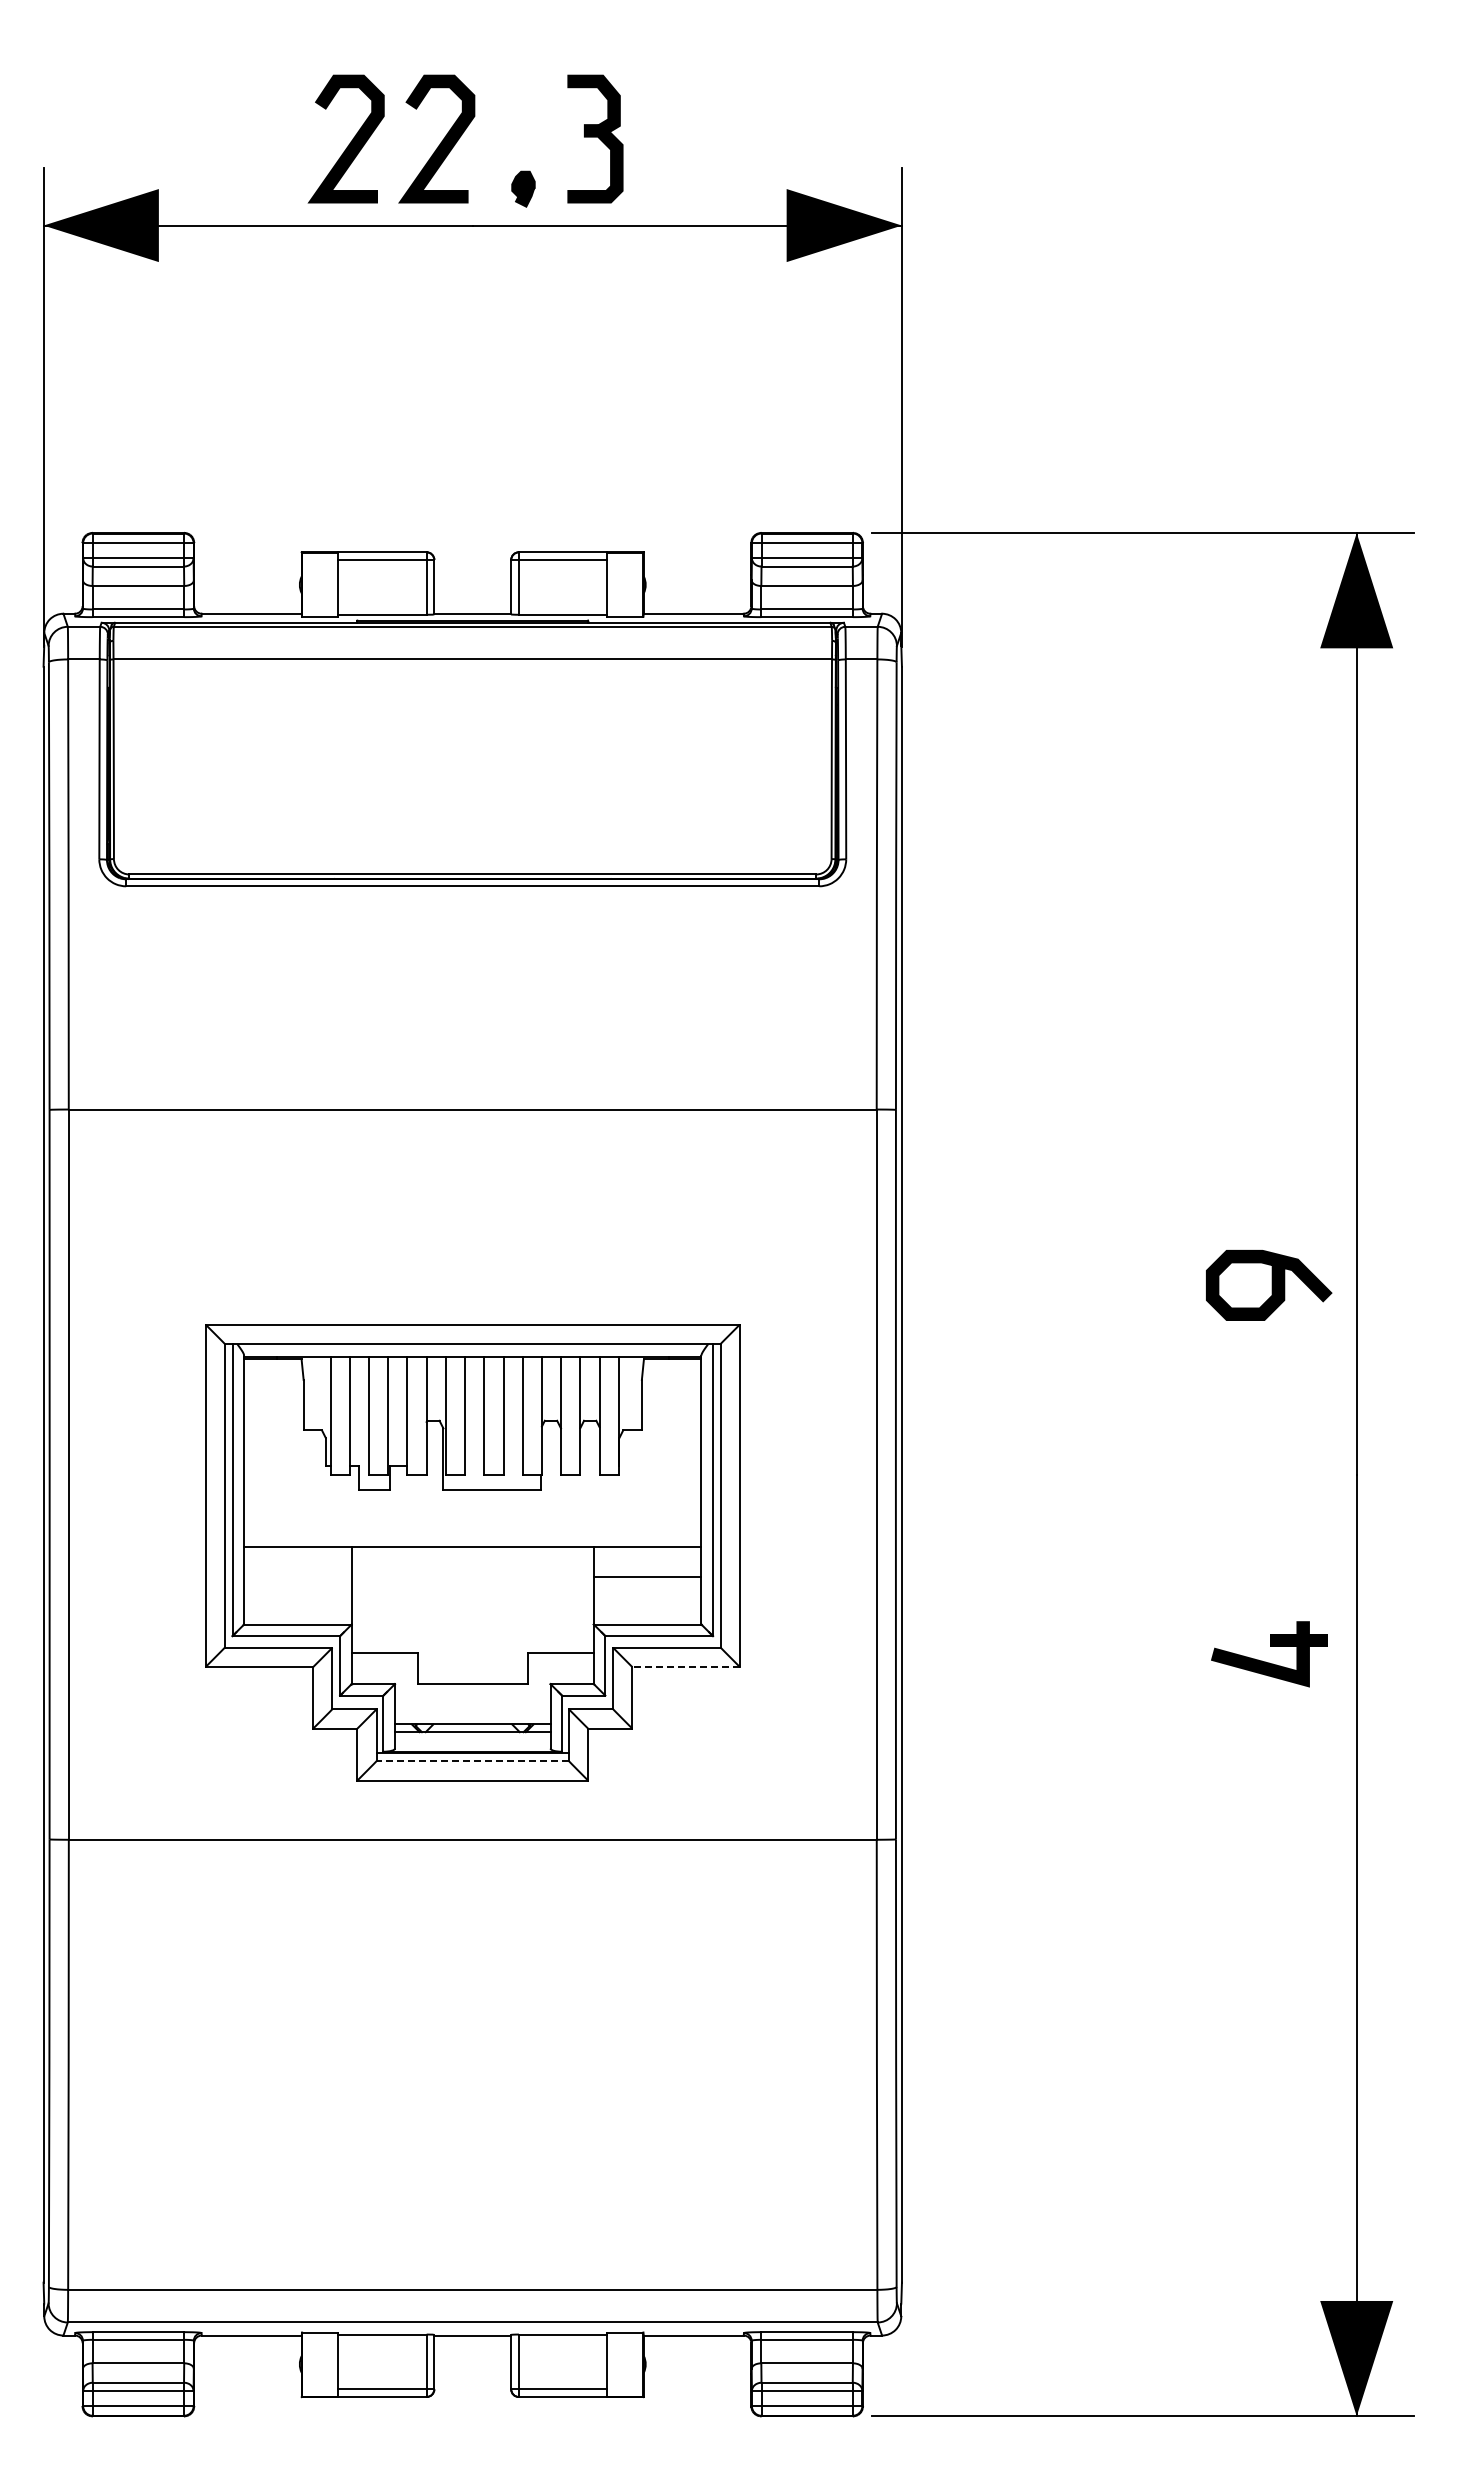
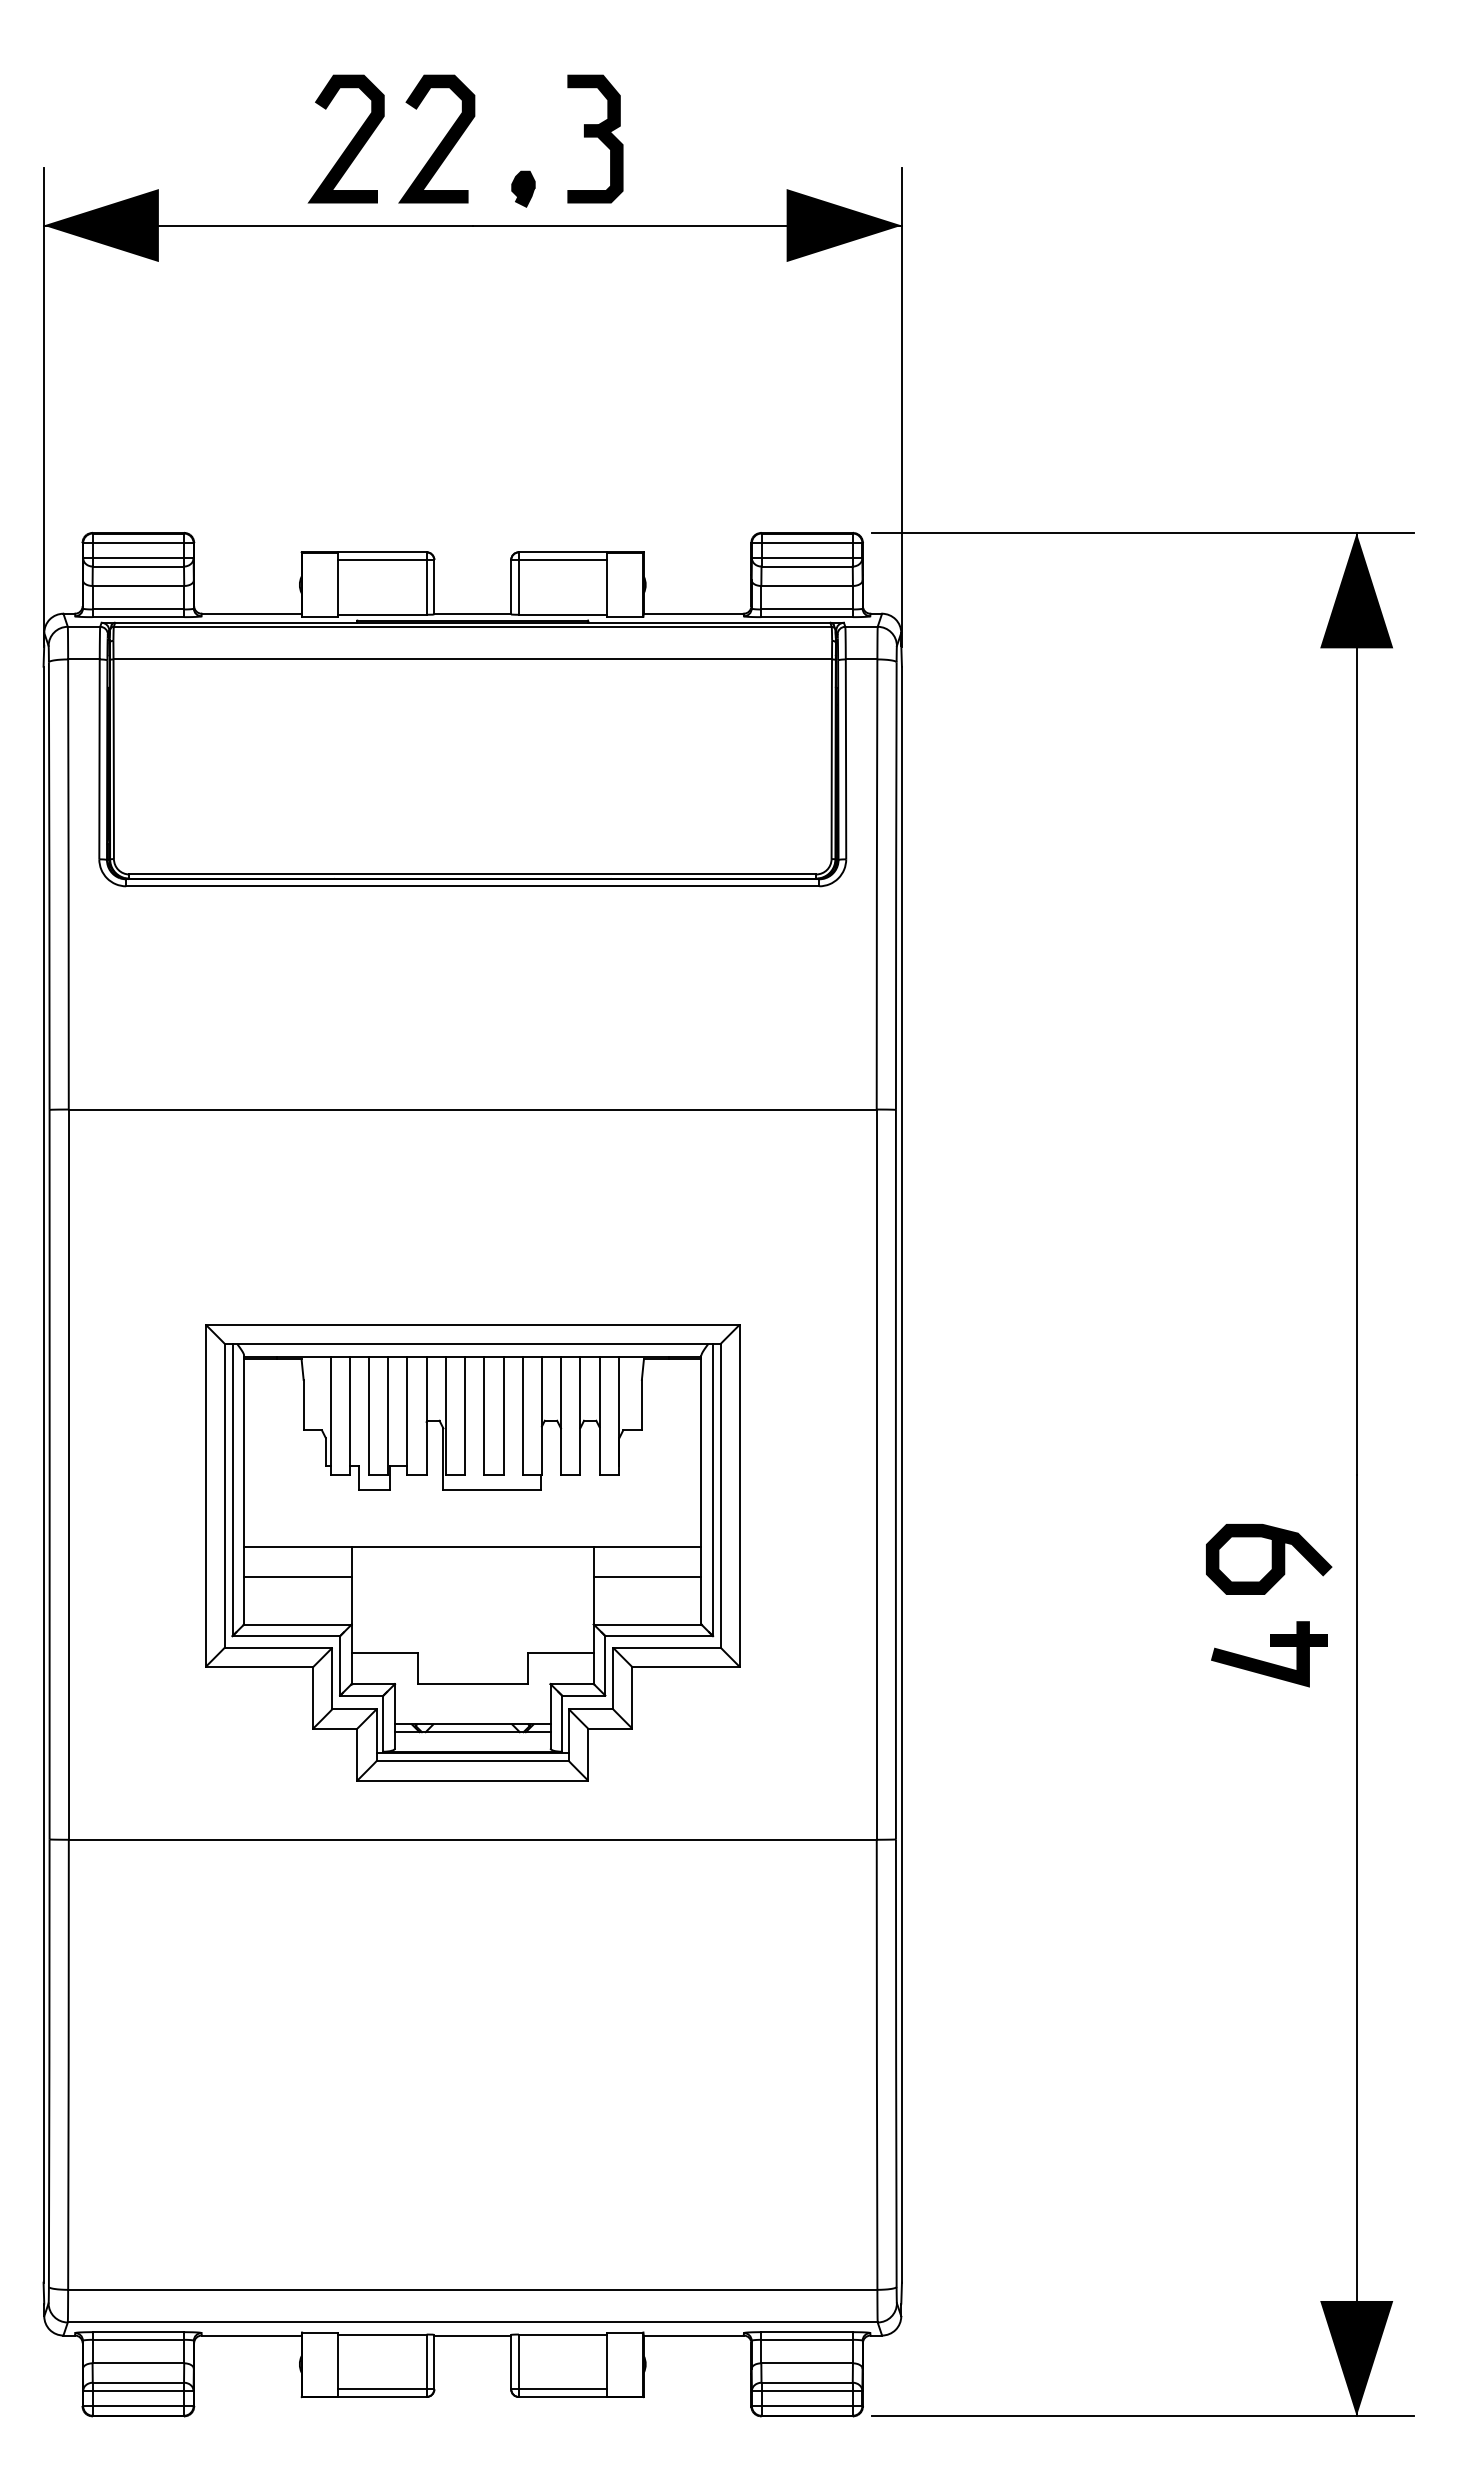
curve position: (1271, 1285) -> (1271, 1559) (1271, 1559)
line: none -> present (297, 1576)
line: dashed -> solid (686, 1667)
line: dashed -> solid (472, 1760)
